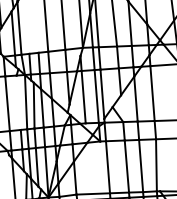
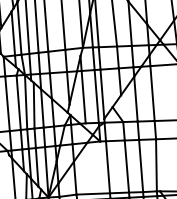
line: none -> present (27, 27)
line: none -> present (36, 27)
line: none -> present (18, 102)
